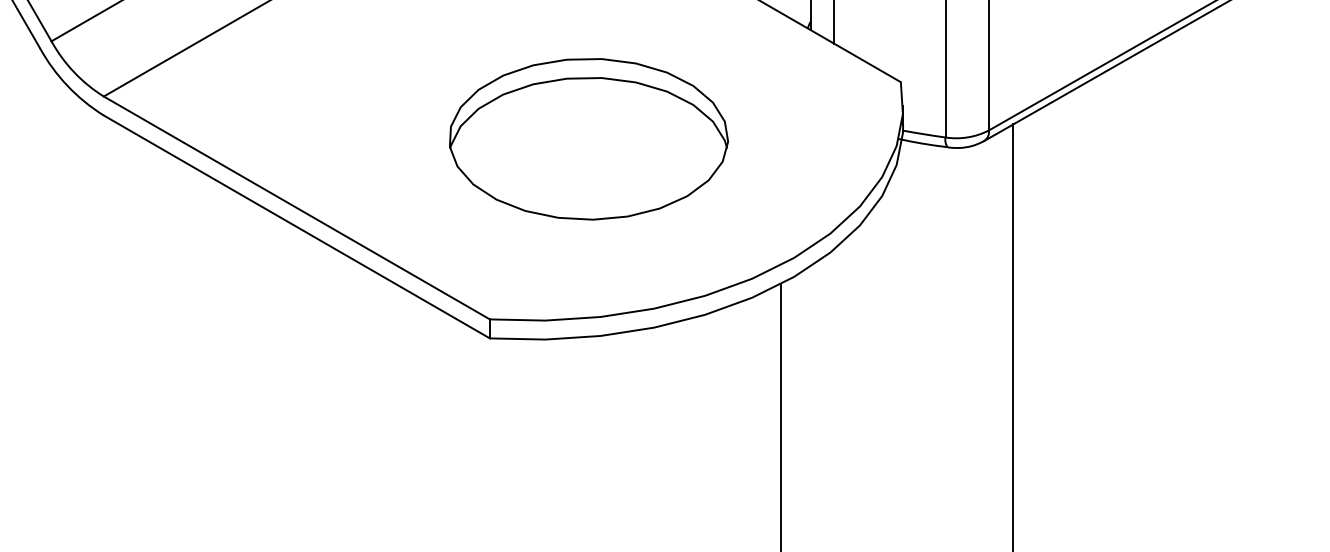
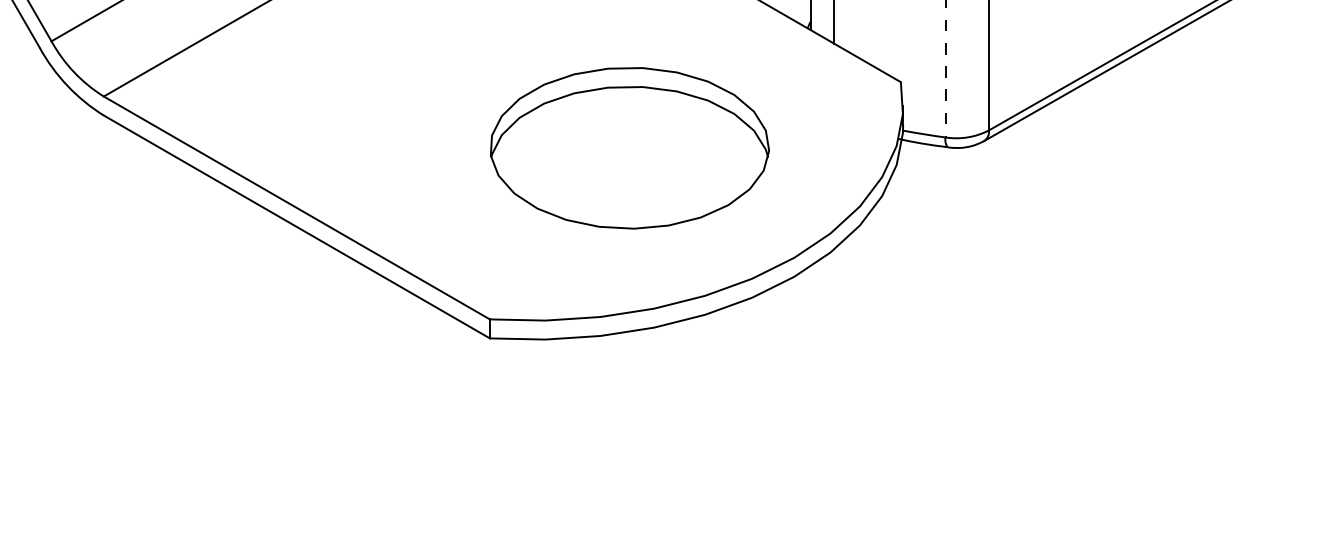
line: solid -> dashed (945, 69)
part position: (588, 139) -> (629, 148) (629, 148)
line: present -> none (1013, 336)
line: present -> none (780, 416)
